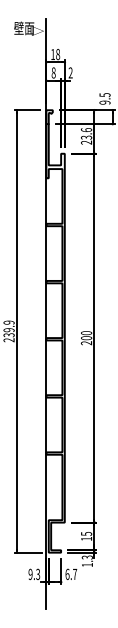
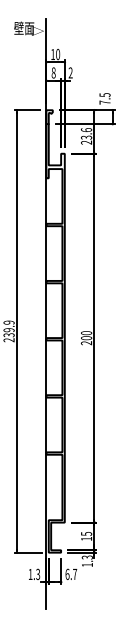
text: 18 -> 10 (58, 54)
text: 9.5 -> 7.5 (104, 102)
text: 9.3 -> 1.3 (30, 574)
